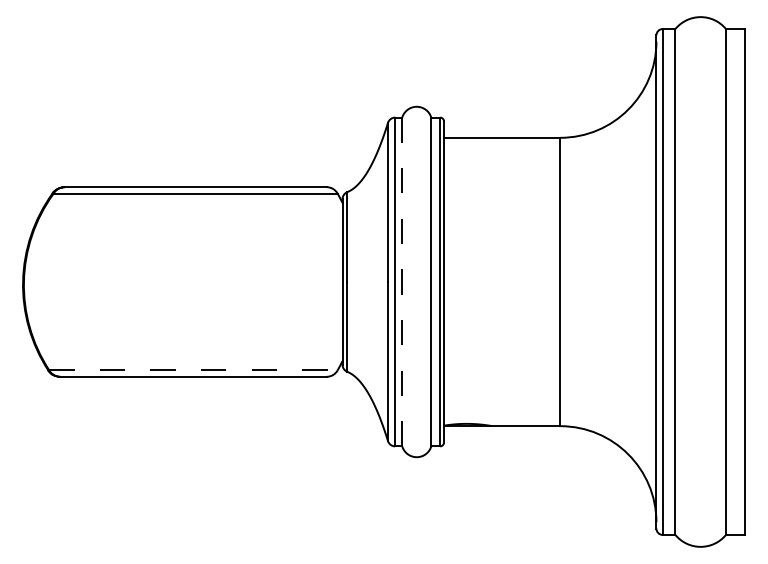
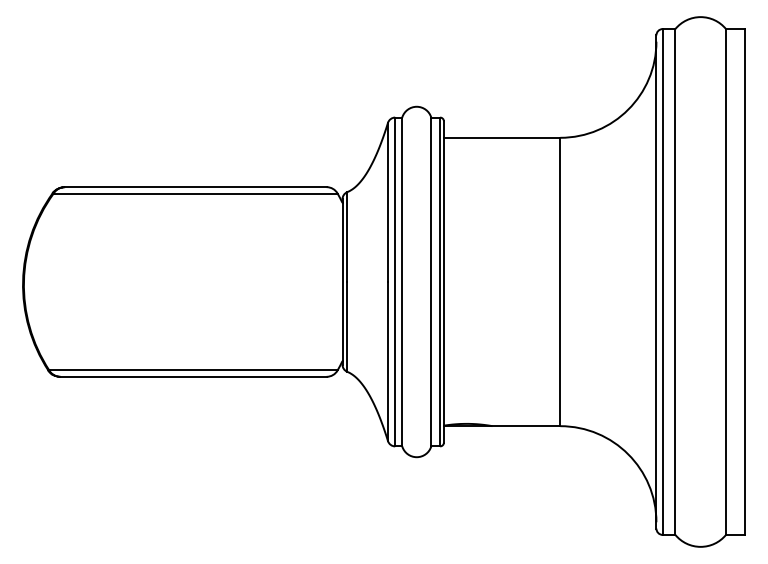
line: dashed -> solid (402, 282)
line: dashed -> solid (193, 370)
